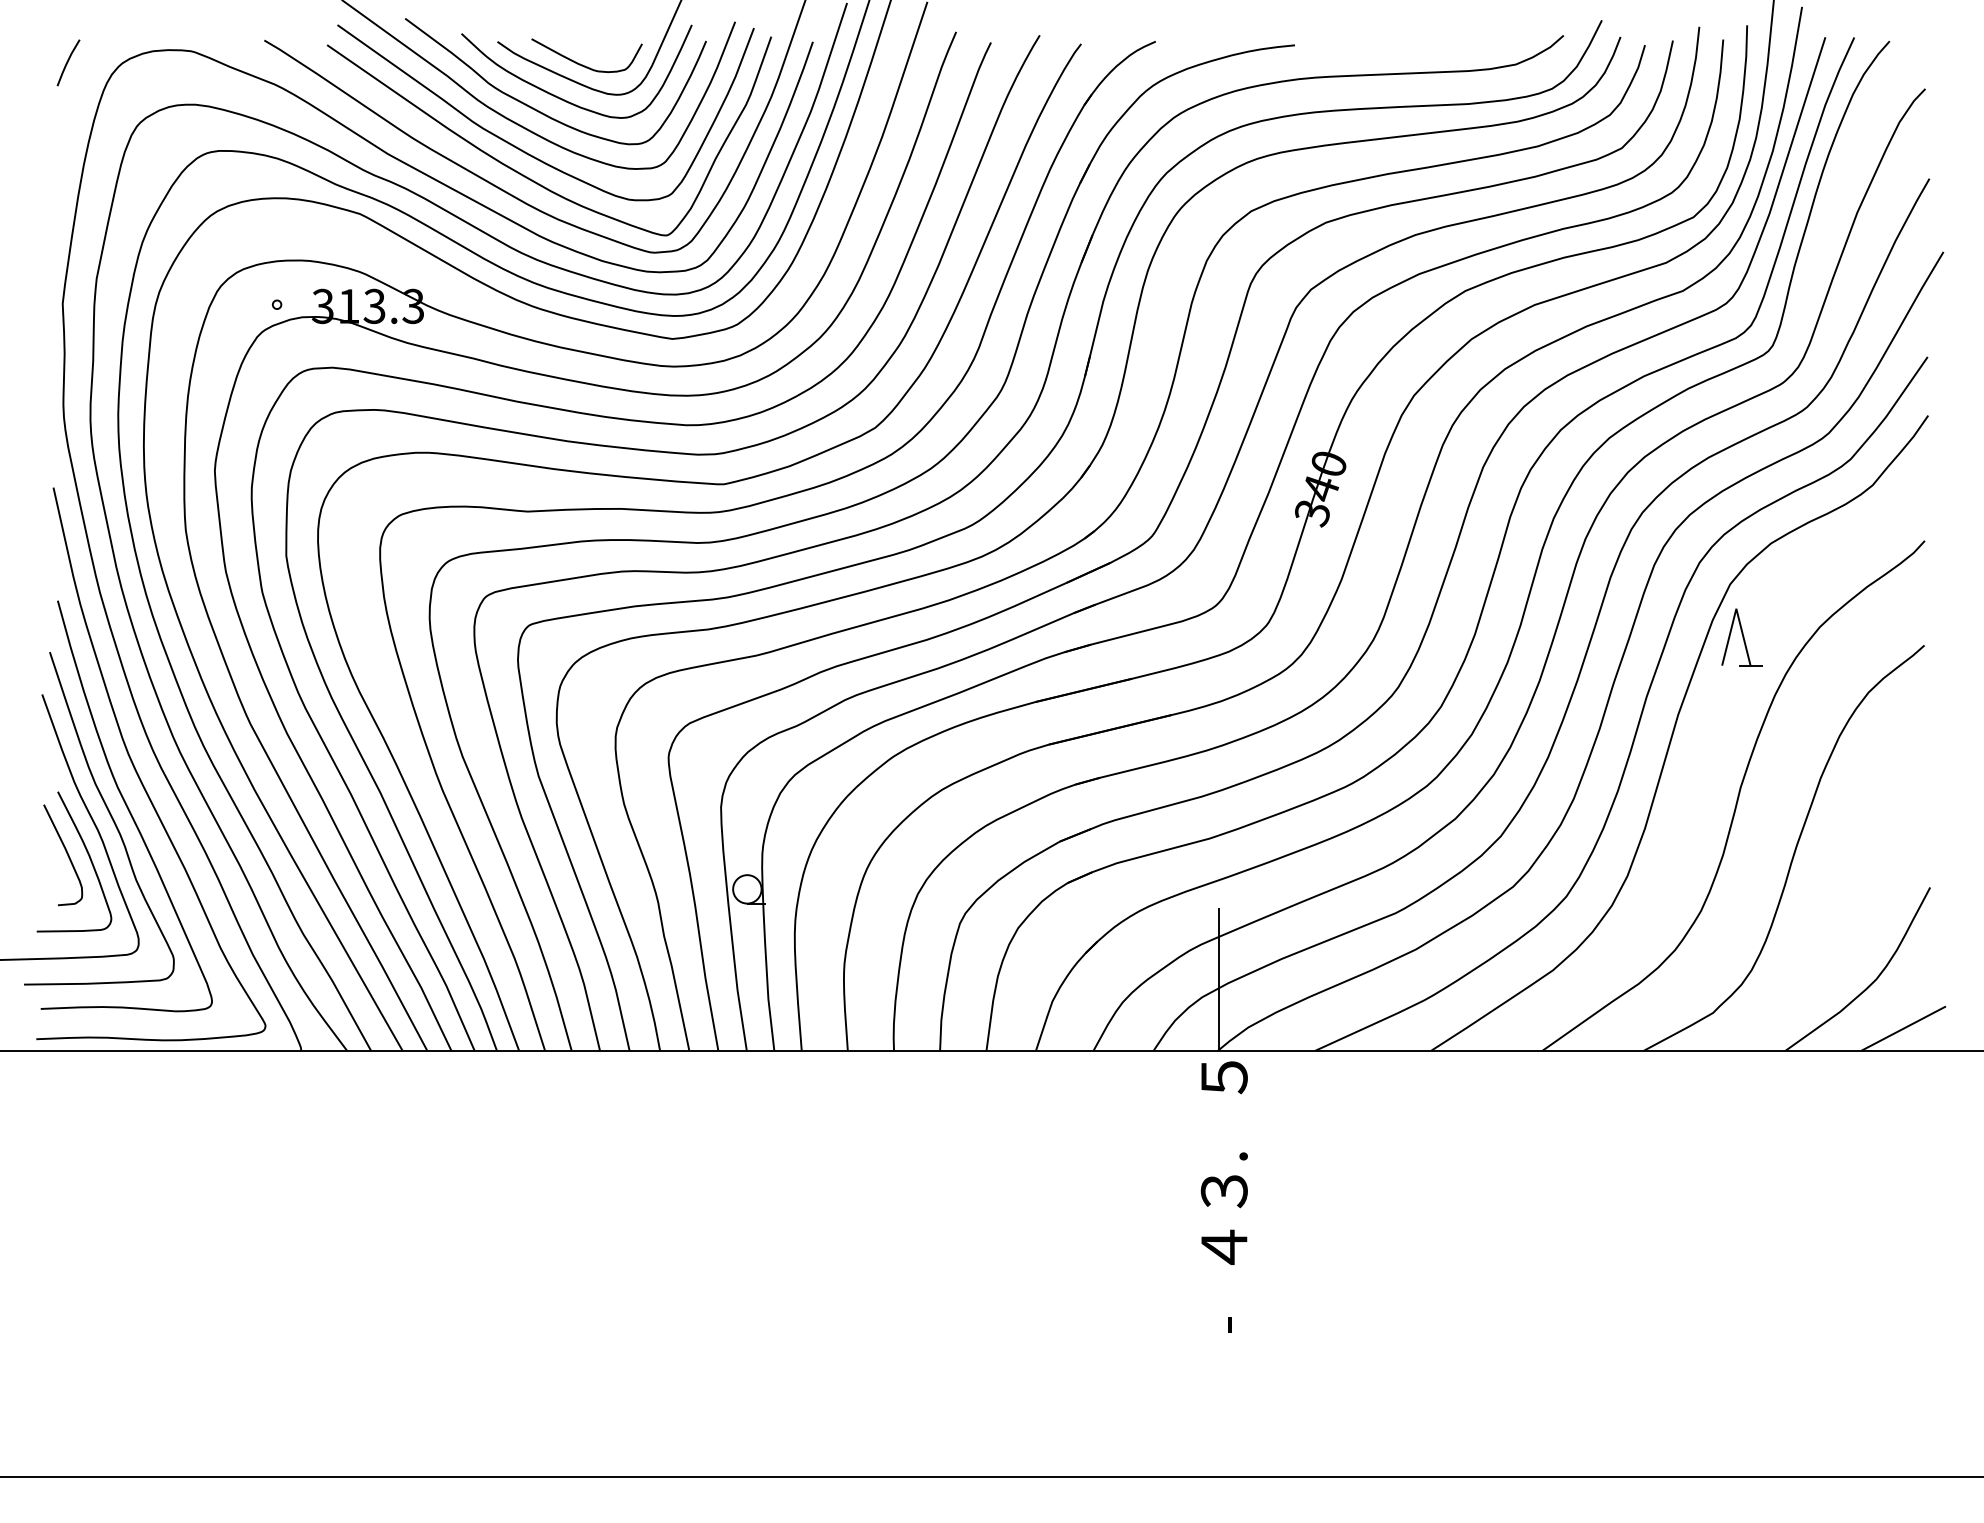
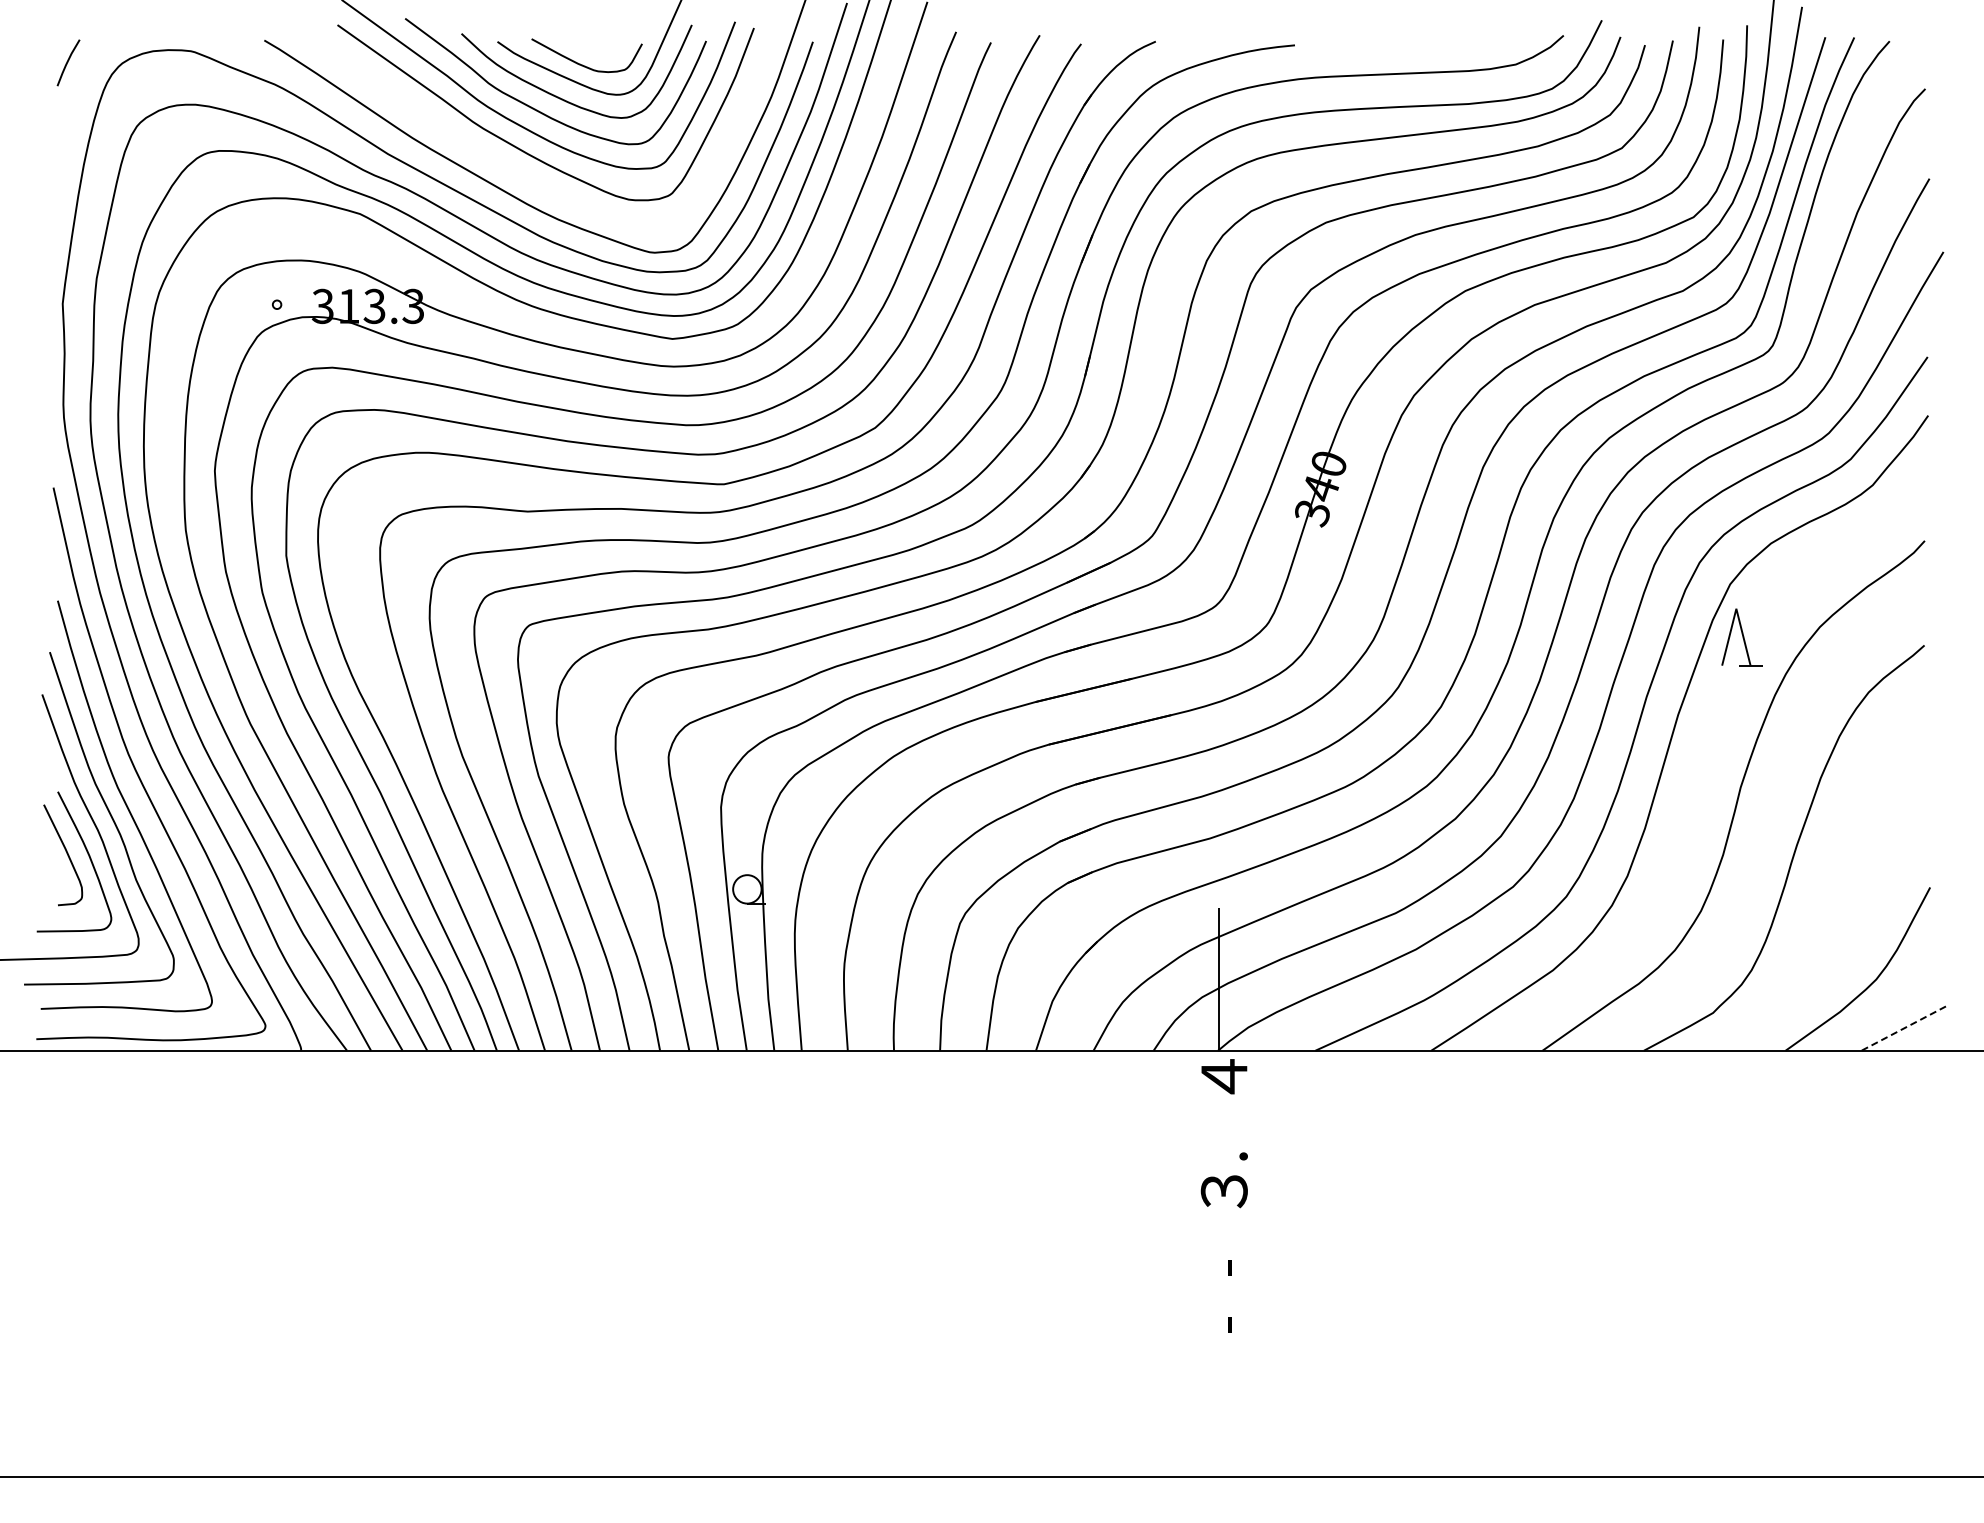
curve: present -> none (527, 176)
line: solid -> dashed (1903, 1028)
text: ５ -> ４ (1224, 1076)
text: ４ -> - (1224, 1252)
